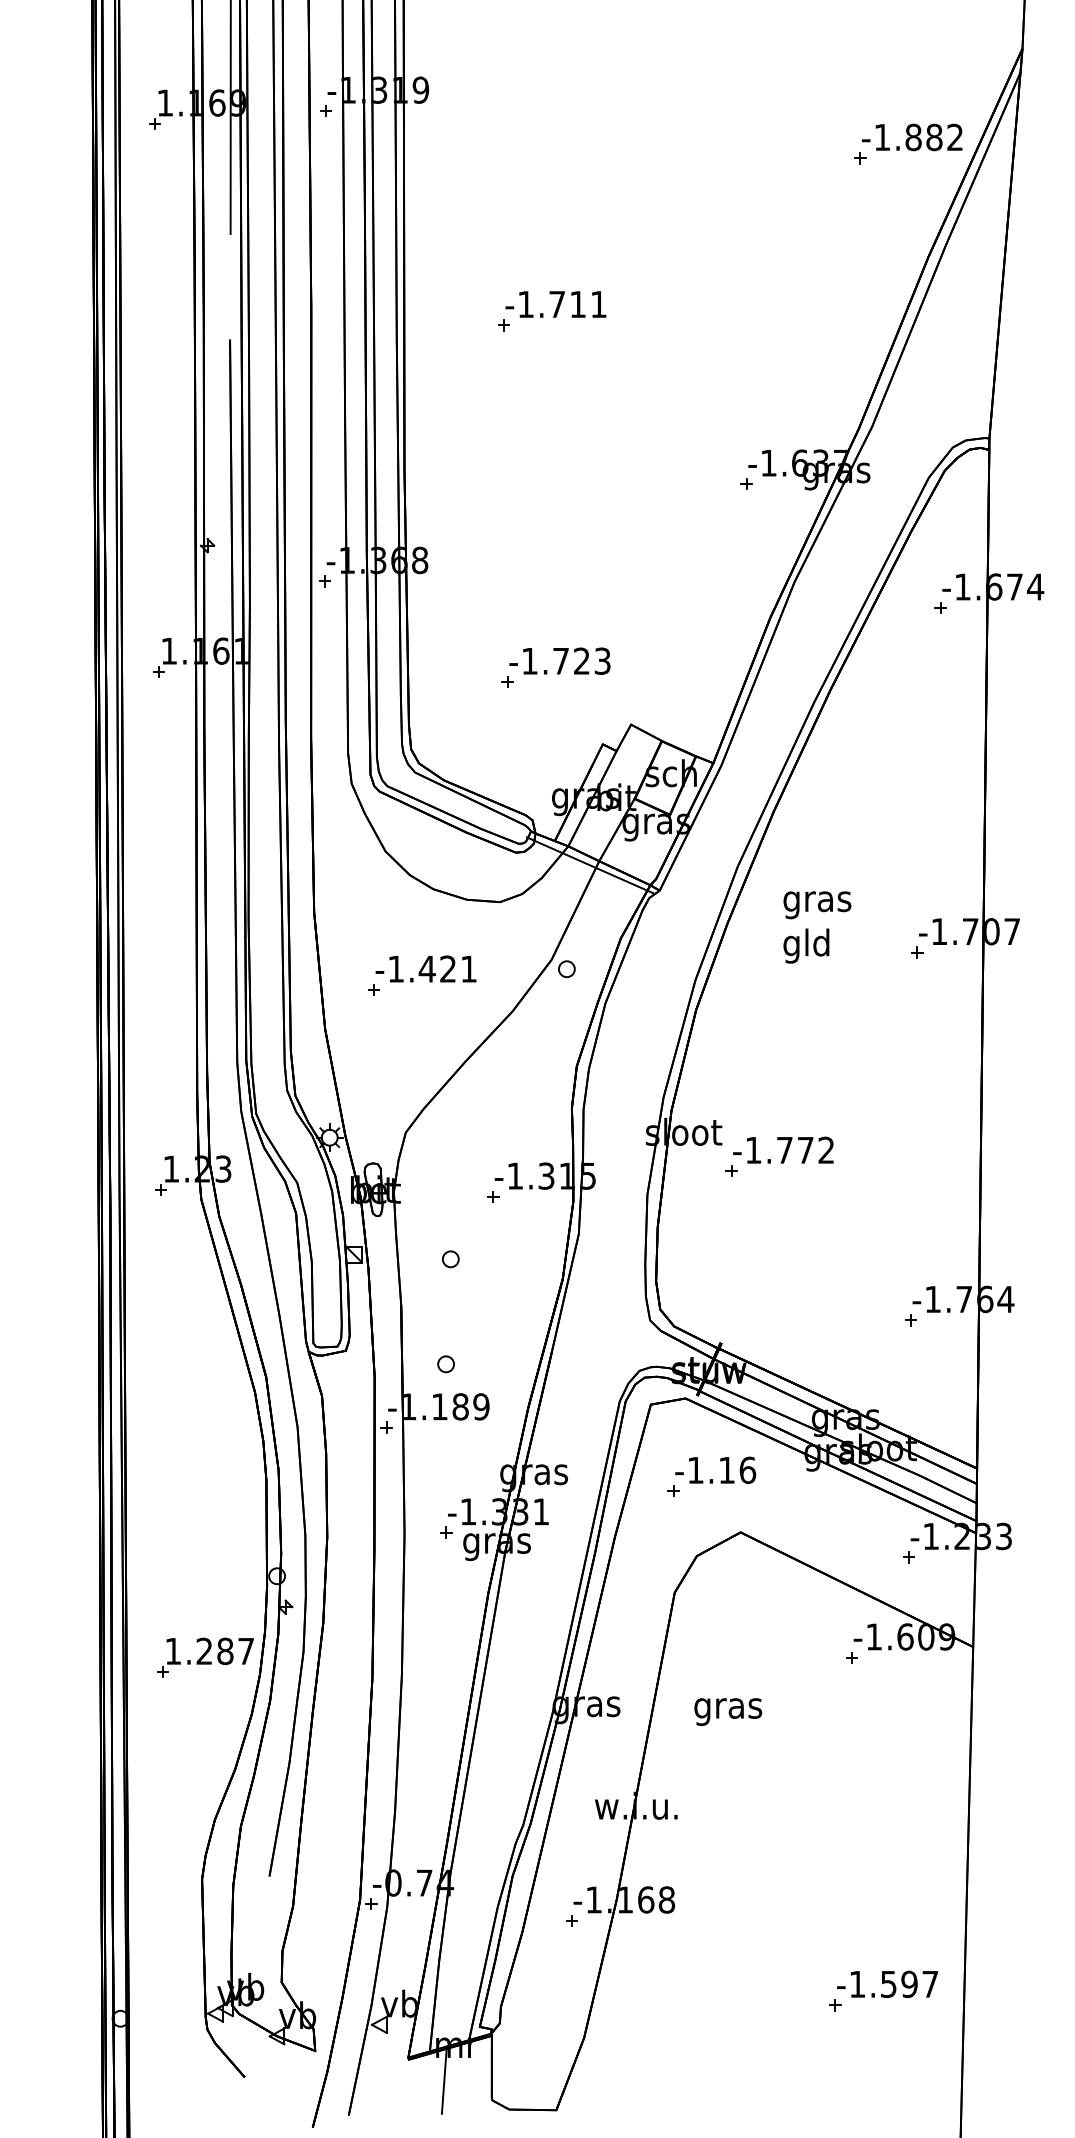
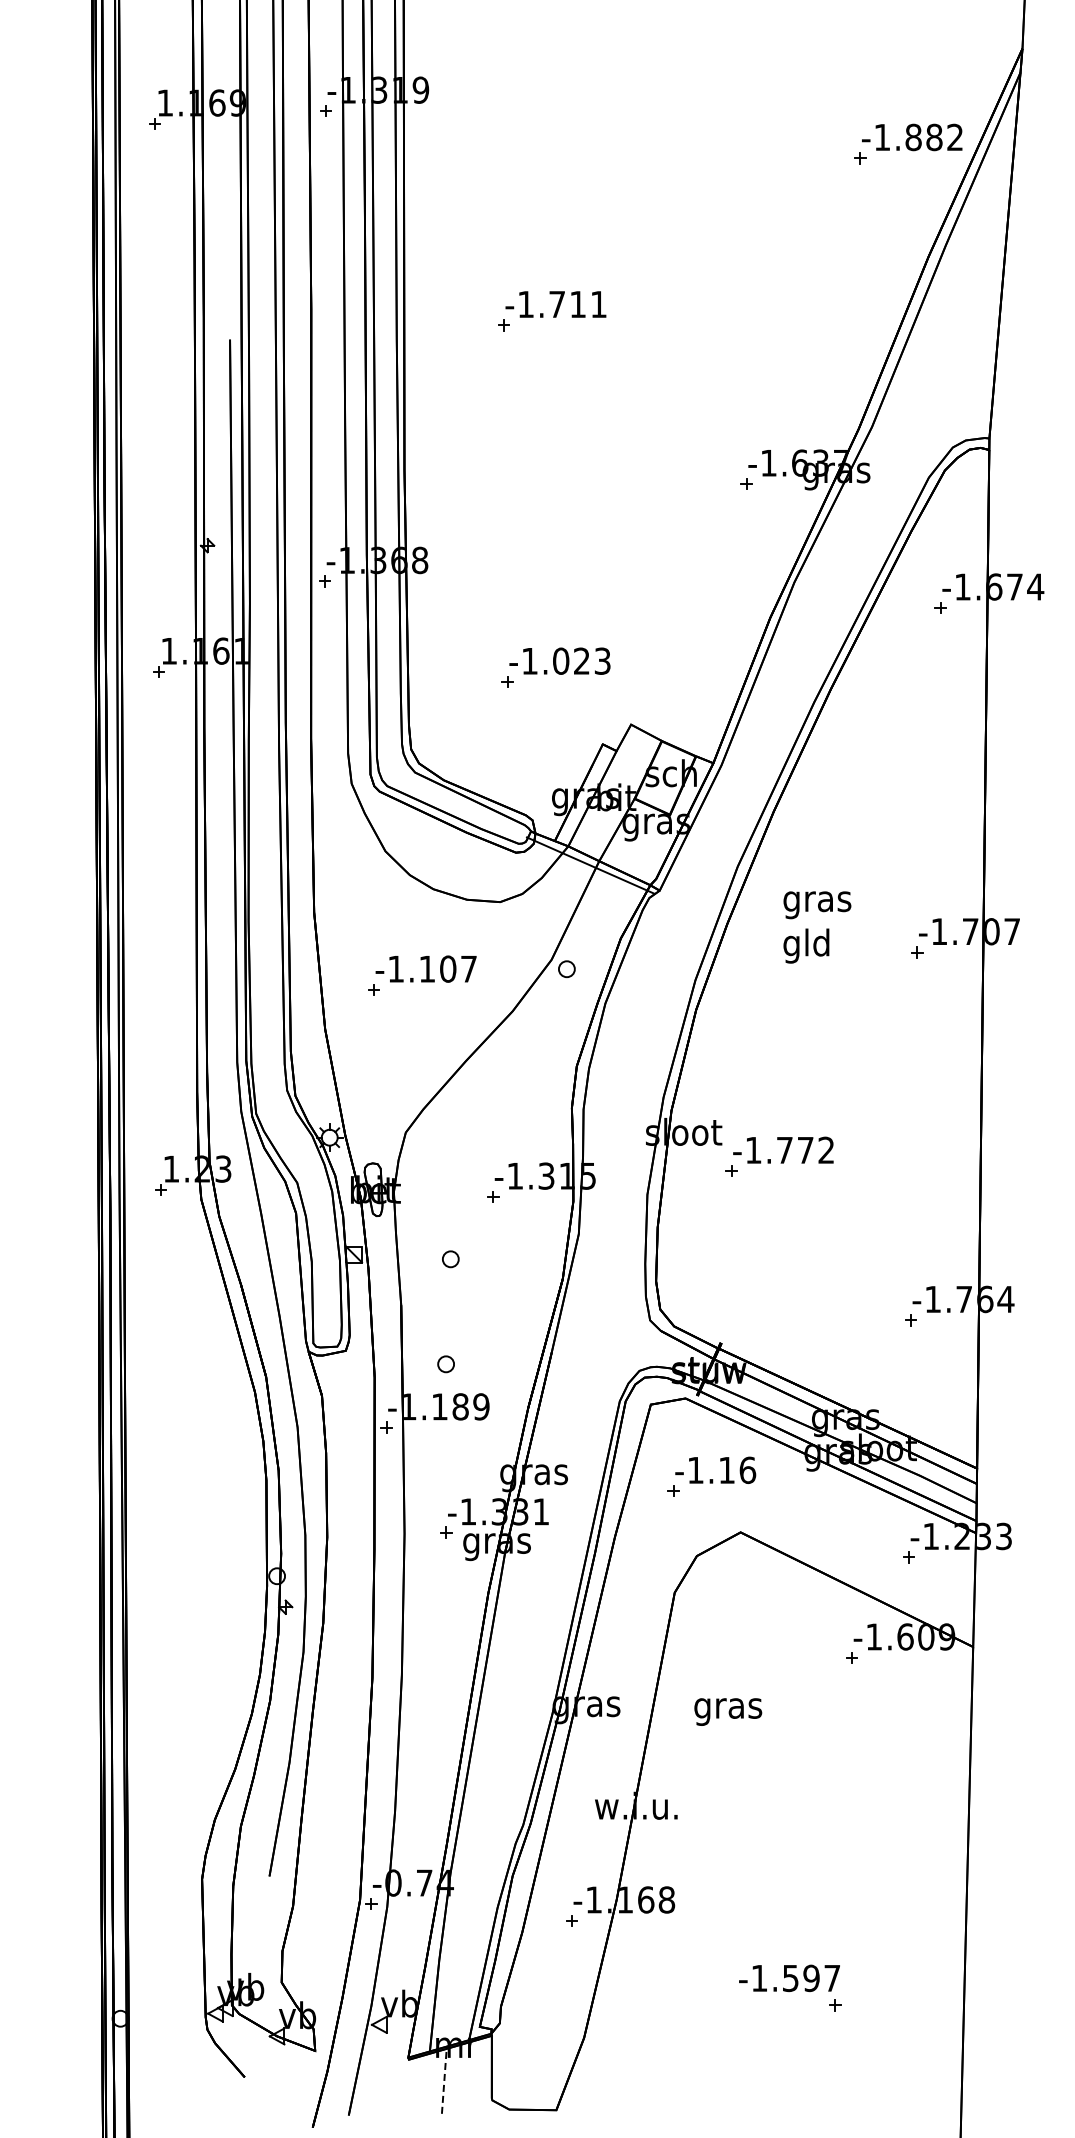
line: present -> none (230, 117)
text: -1.723 -> -1.023 (561, 660)
text: -1.421 -> -1.107 (447, 968)
part: present -> none (205, 1657)
text position: (887, 1984) -> (789, 1978) (789, 1978)
line: solid -> dashed (444, 2080)
